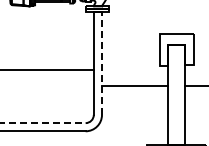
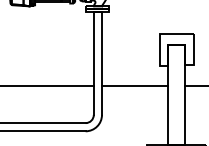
line: dashed -> solid (101, 63)
line position: (47, 69) -> (47, 85) (47, 85)
line: dashed -> solid (43, 123)
